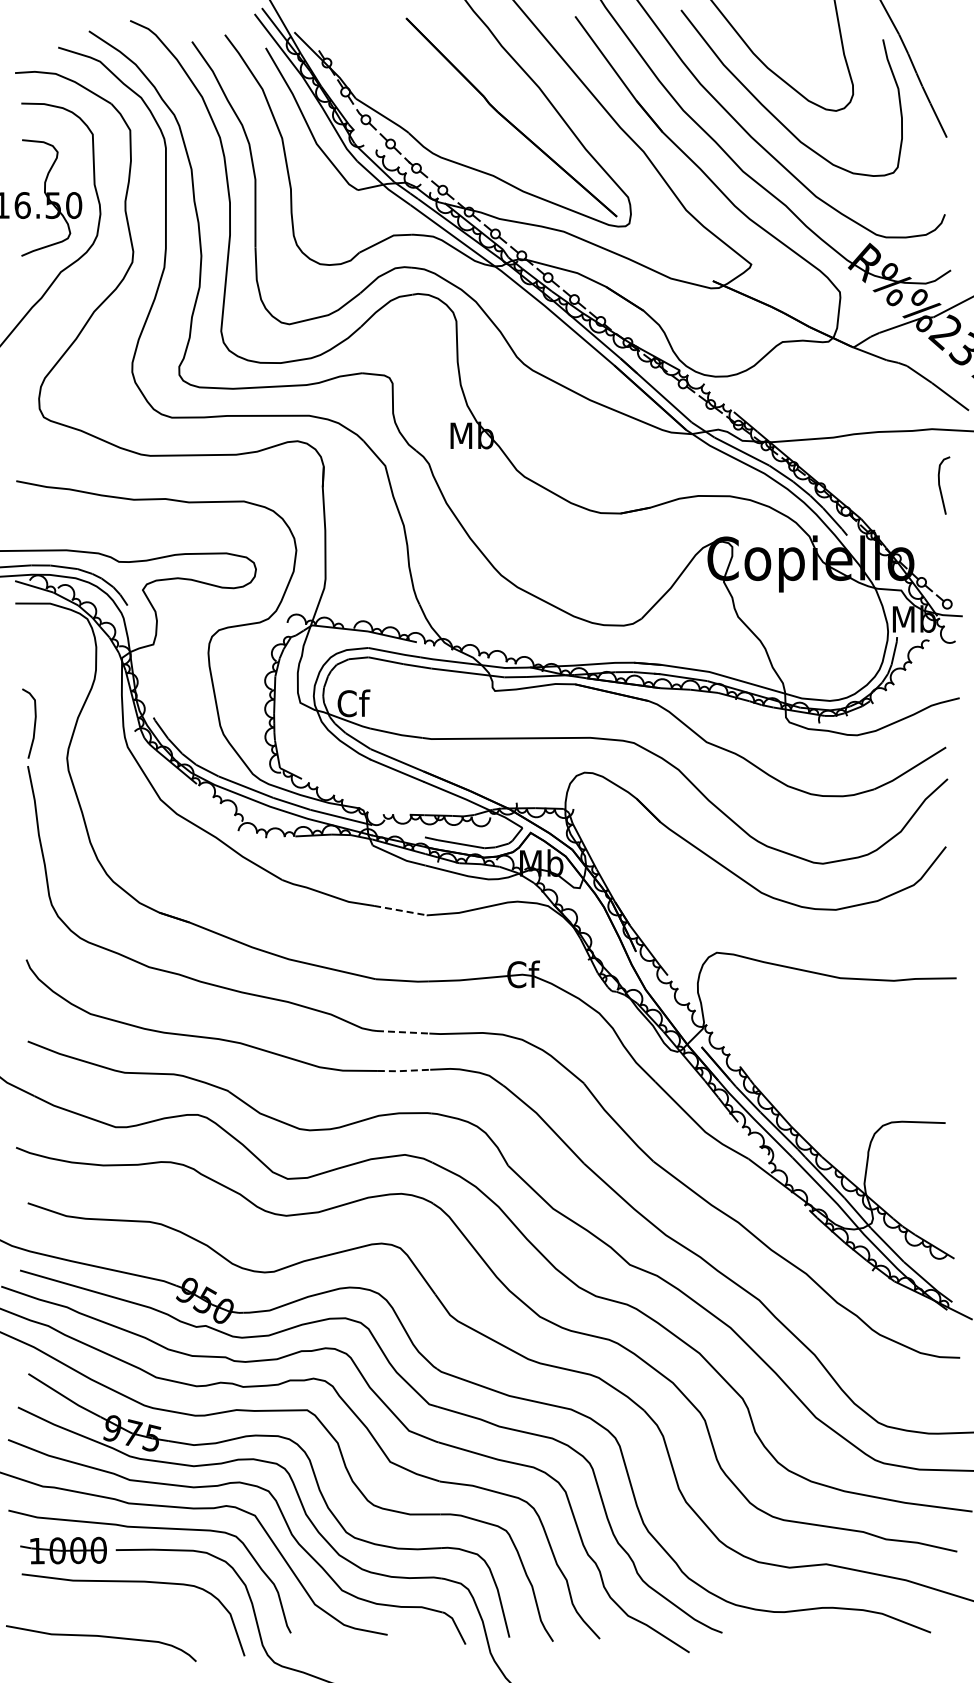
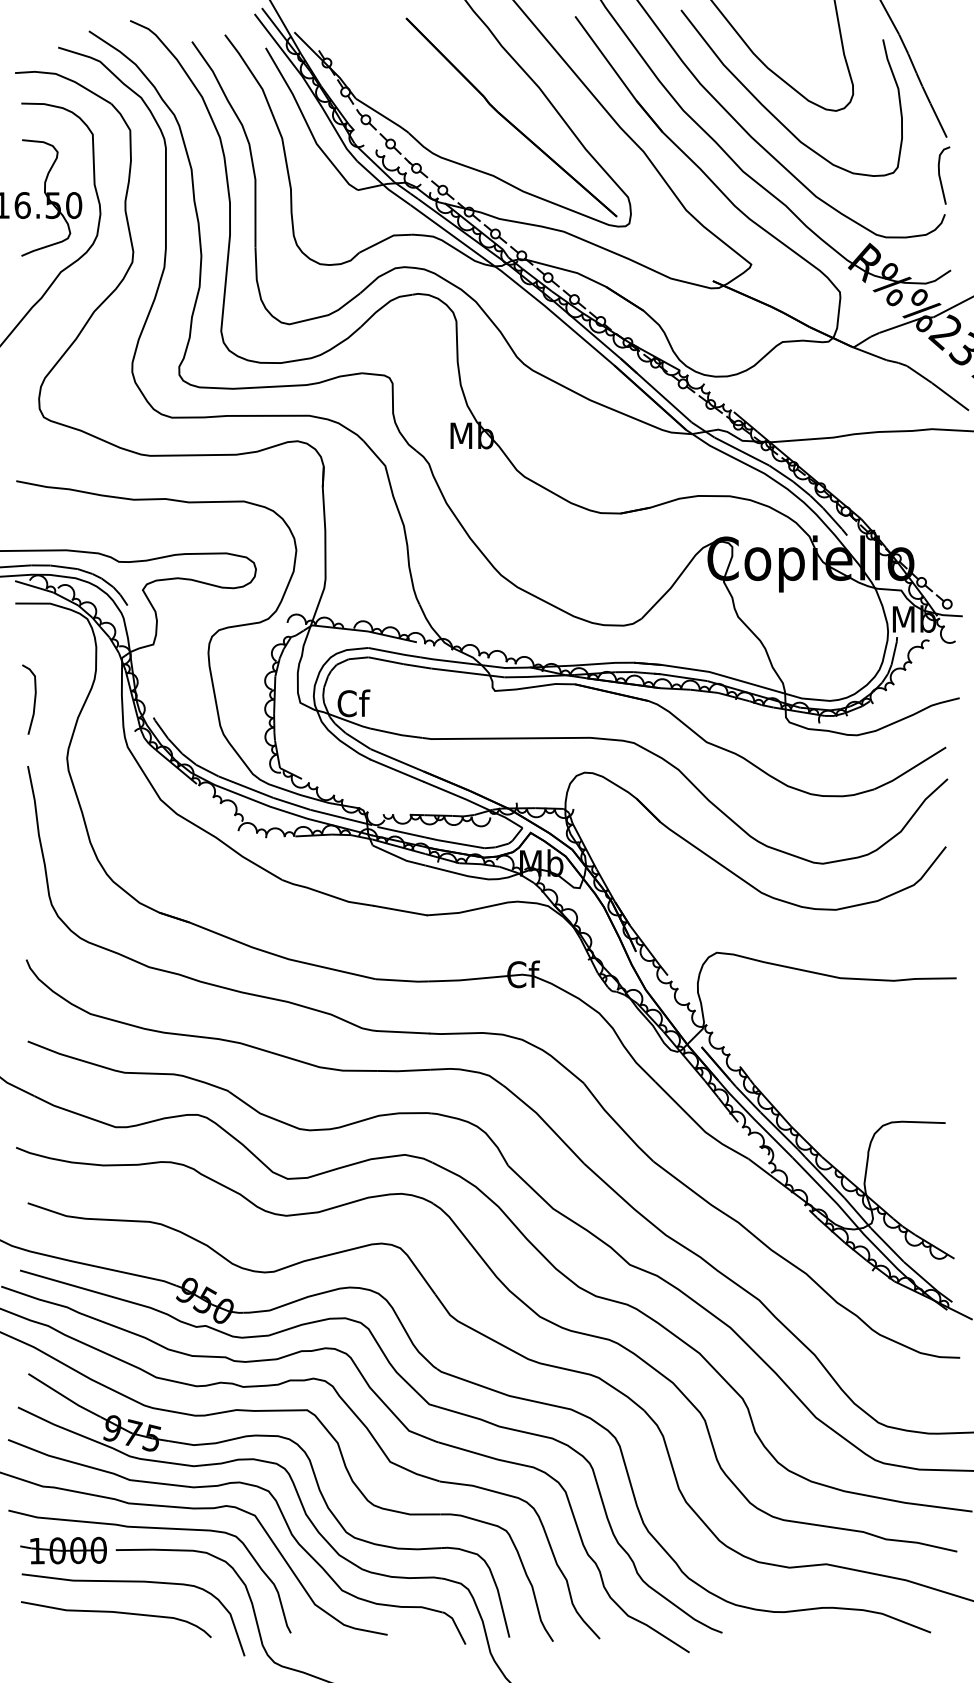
curve position: (940, 485) -> (940, 175) (940, 175)
curve position: (34, 723) -> (34, 699) (34, 699)
line: none -> present (400, 831)
line: dashed -> solid (400, 910)
line: dashed -> solid (403, 1032)
line: dashed -> solid (403, 1070)
curve position: (101, 1637) -> (116, 1613) (116, 1613)
